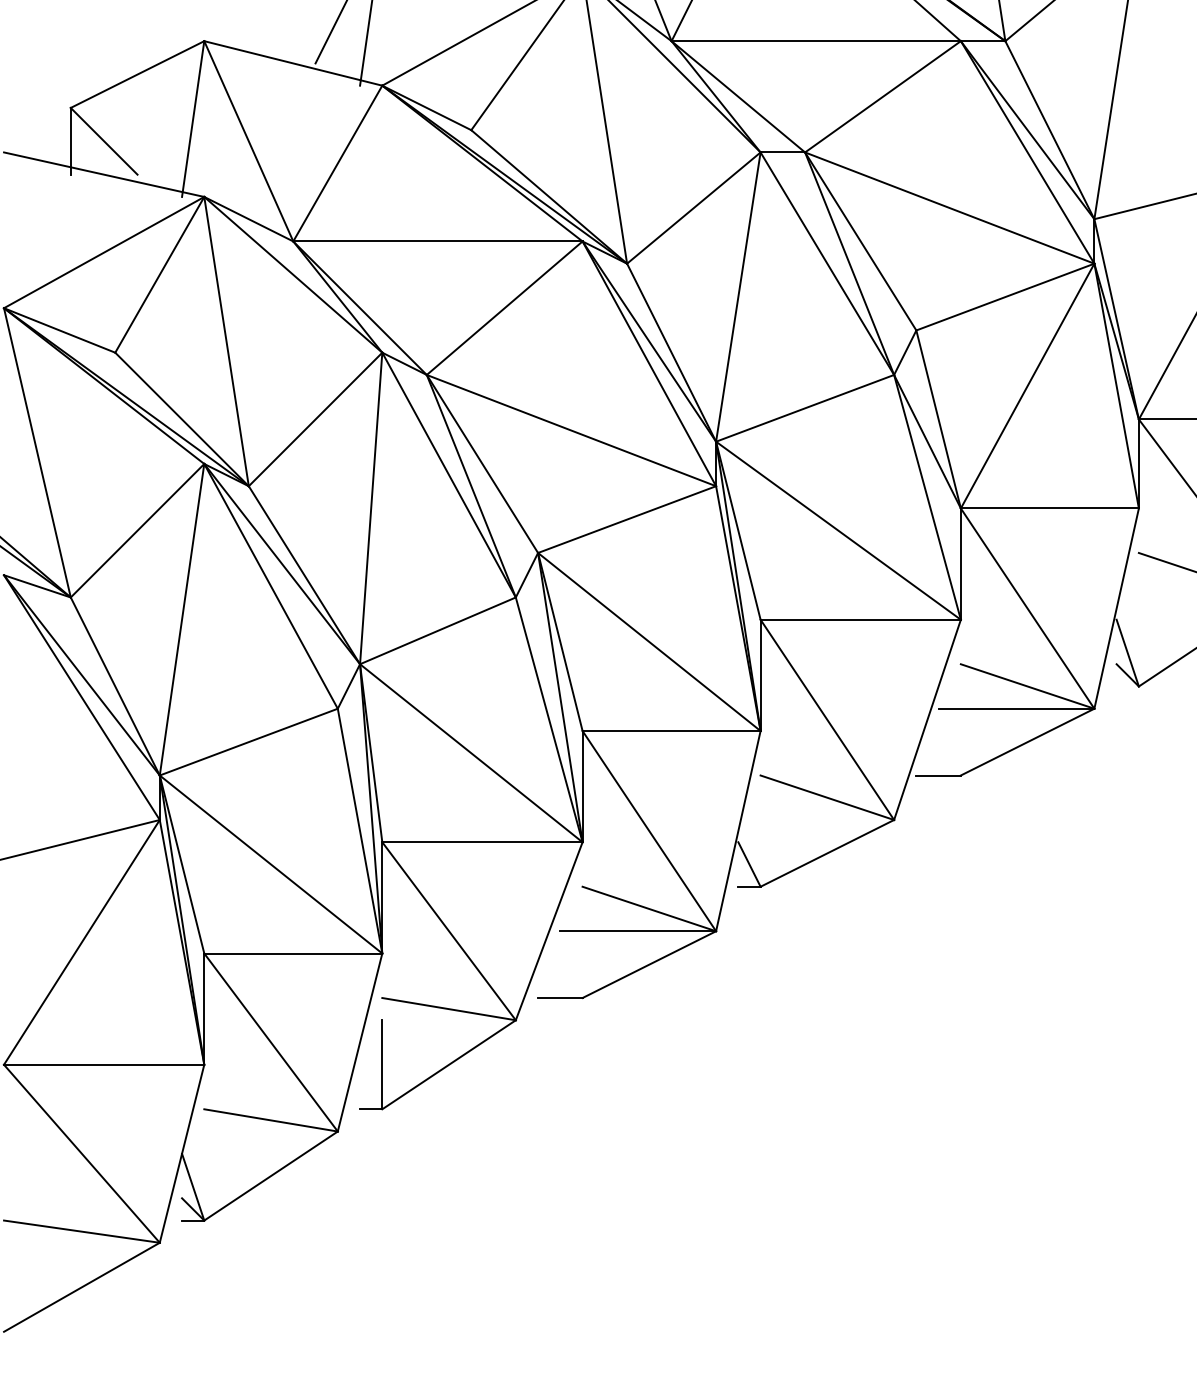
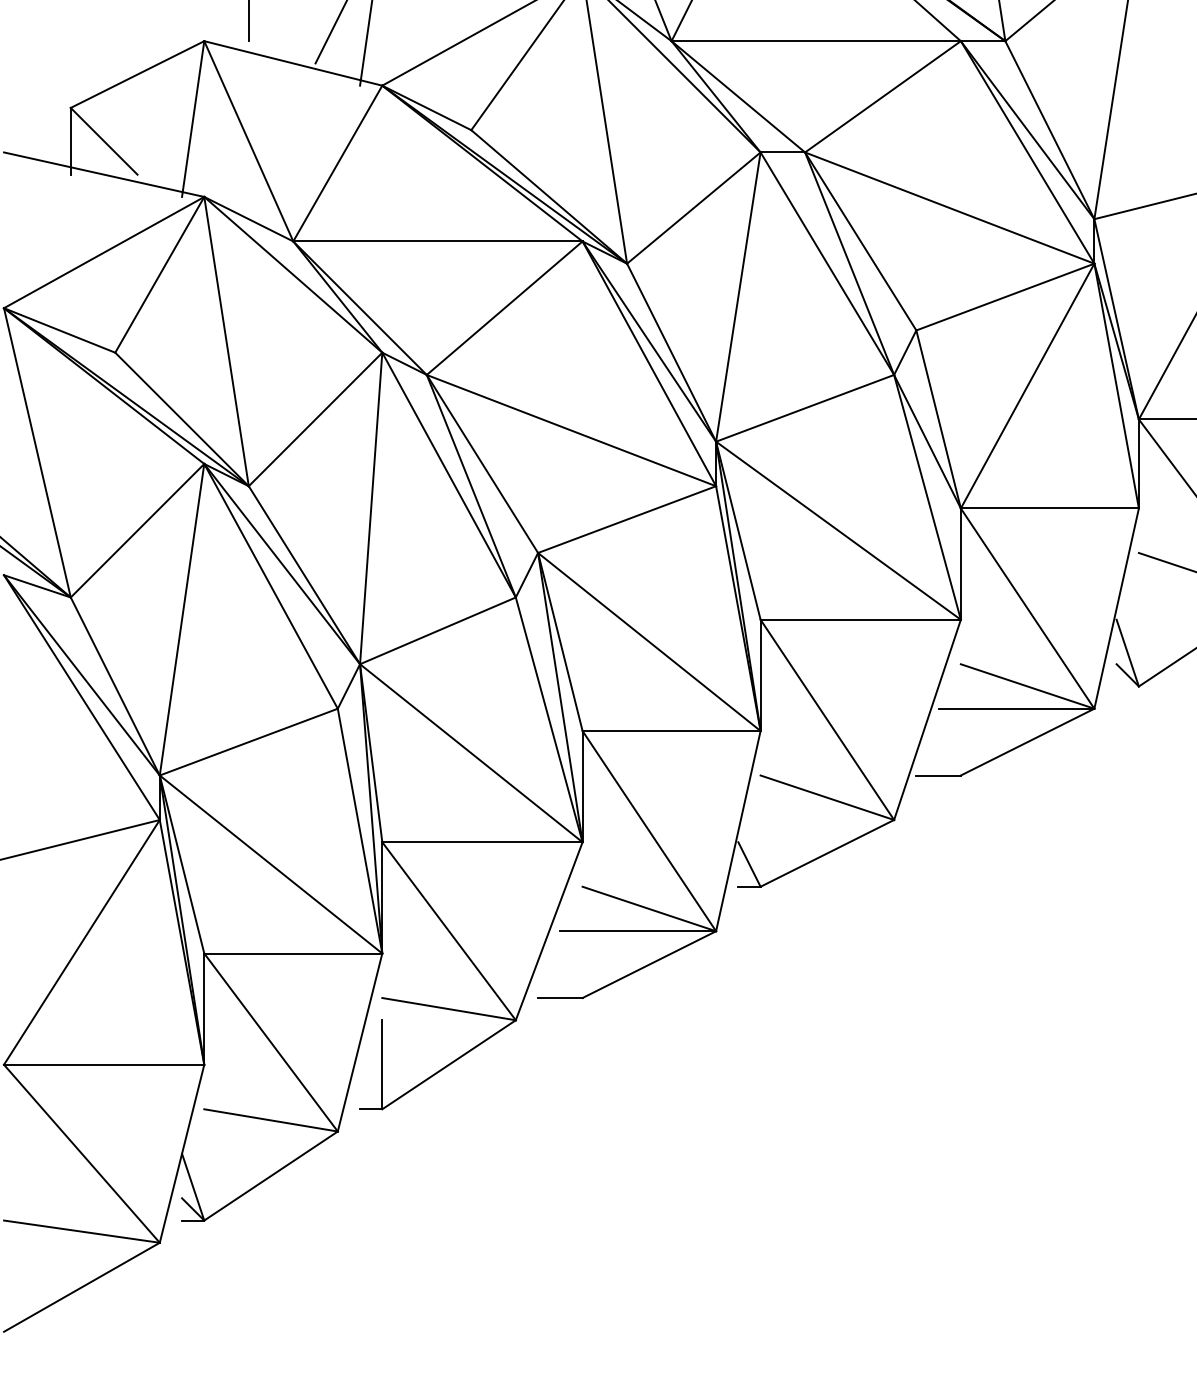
line: none -> present (248, 21)
